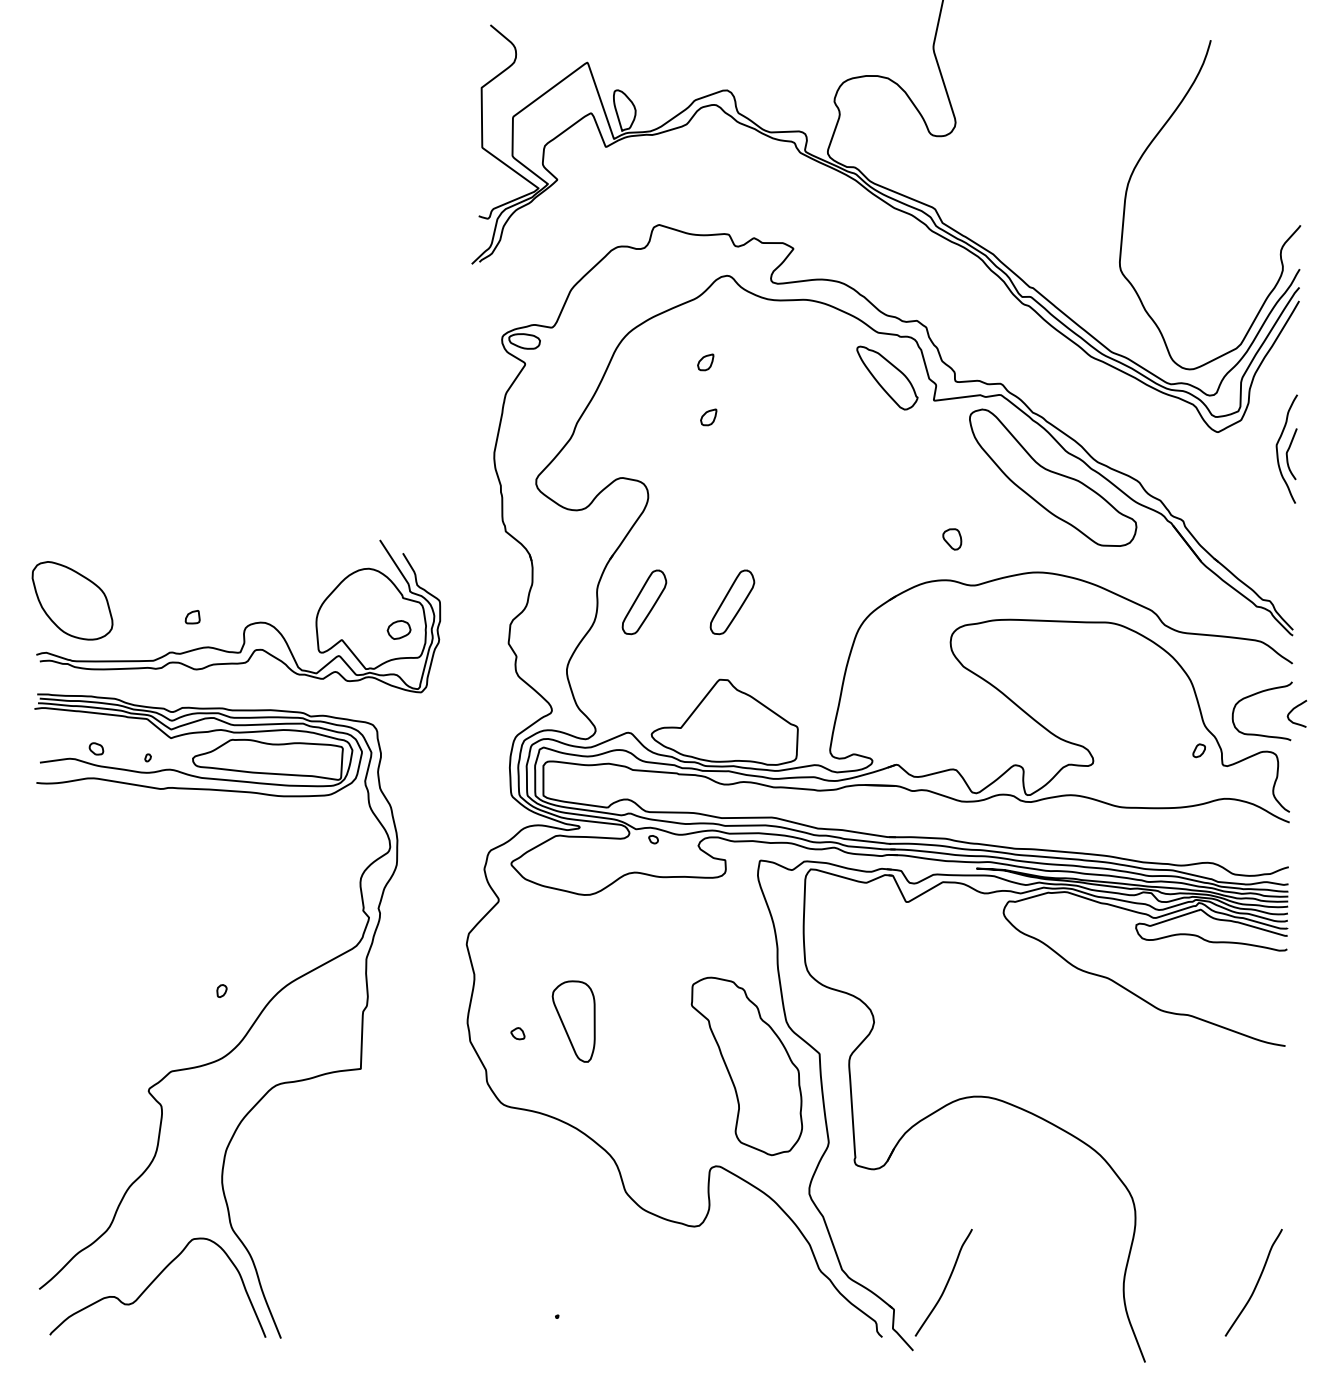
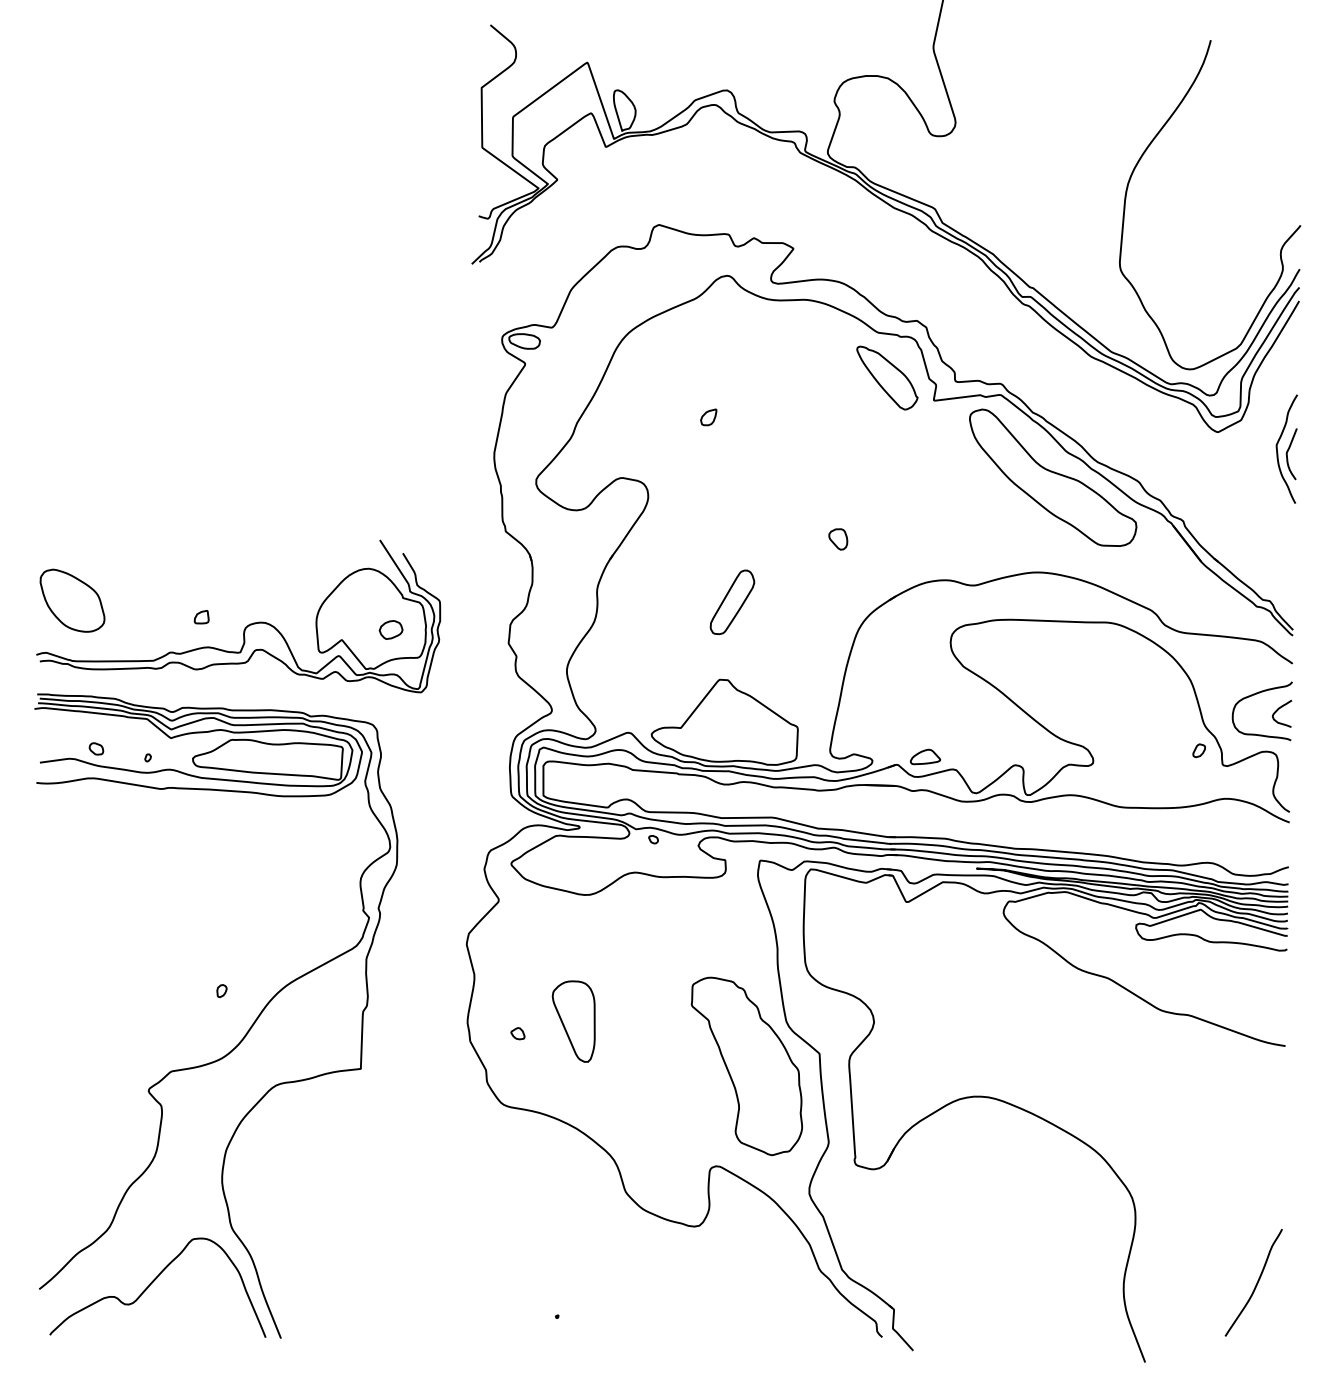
part: present -> none (705, 362)
part position: (952, 539) -> (838, 539) (838, 539)
part size: 83x80 px -> 67x65 px (72, 600)
part: present -> none (644, 602)
part position: (192, 617) -> (201, 617) (201, 617)
part position: (398, 629) -> (390, 629) (390, 629)
curve position: (1293, 710) -> (1278, 710) (1278, 710)
part: none -> present (924, 756)
curve: present -> none (945, 1284)
